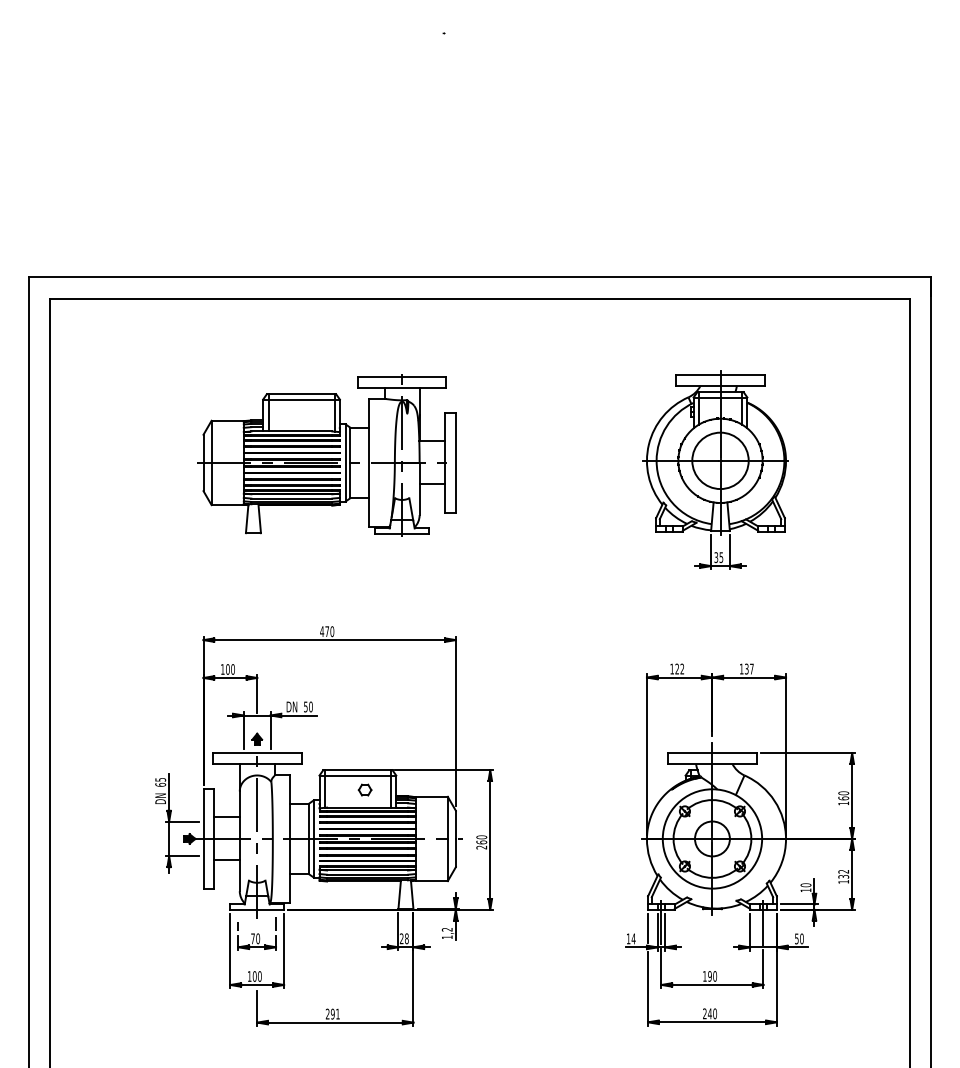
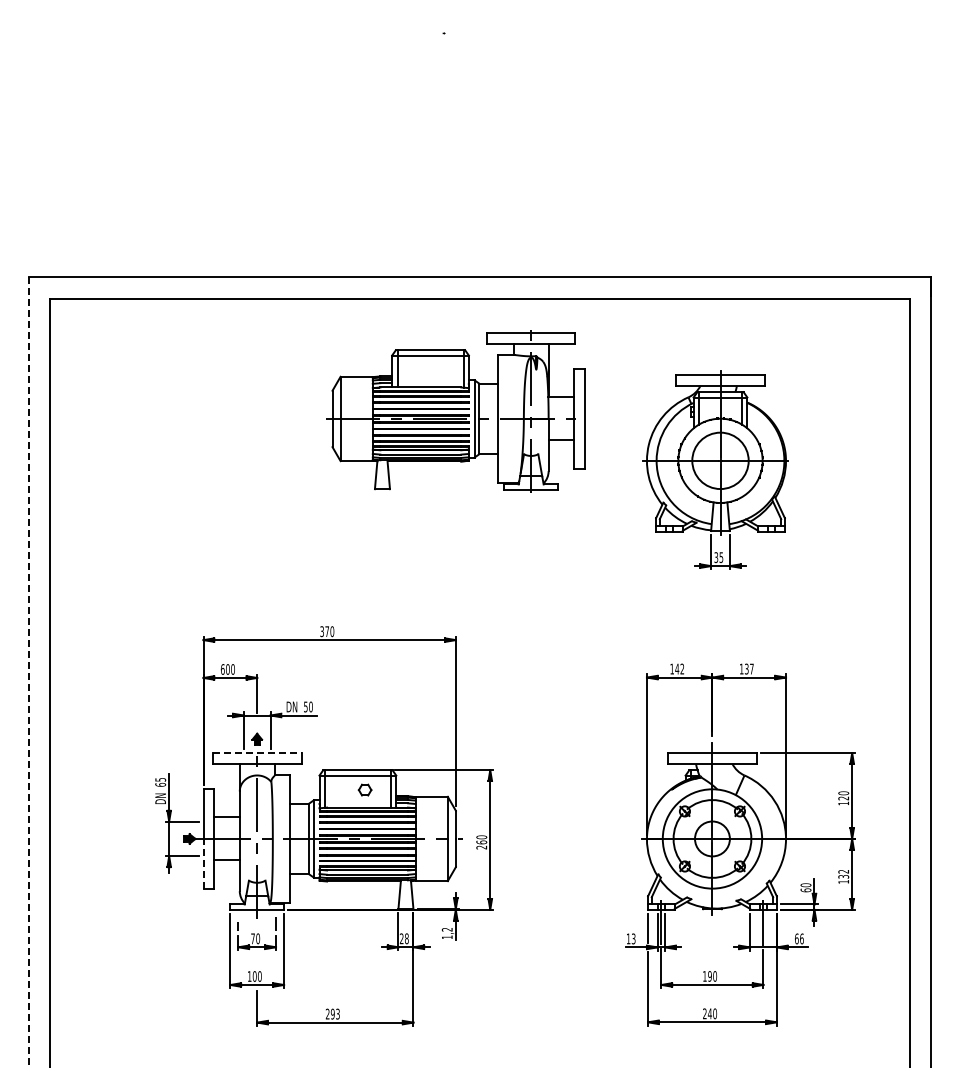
part position: (326, 455) -> (455, 411) (455, 411)
text: 470 -> 370 (322, 631)
text: 122 -> 142 (677, 668)
text: 100 -> 600 (222, 669)
line: solid -> dashed (28, 672)
line: solid -> dashed (257, 753)
text: 160 -> 120 (843, 798)
line: solid -> dashed (203, 863)
text: 10 -> 60 (805, 890)
text: 14 -> 13 (633, 938)
text: 50 -> 66 (799, 938)
text: 291 -> 293 (337, 1013)
